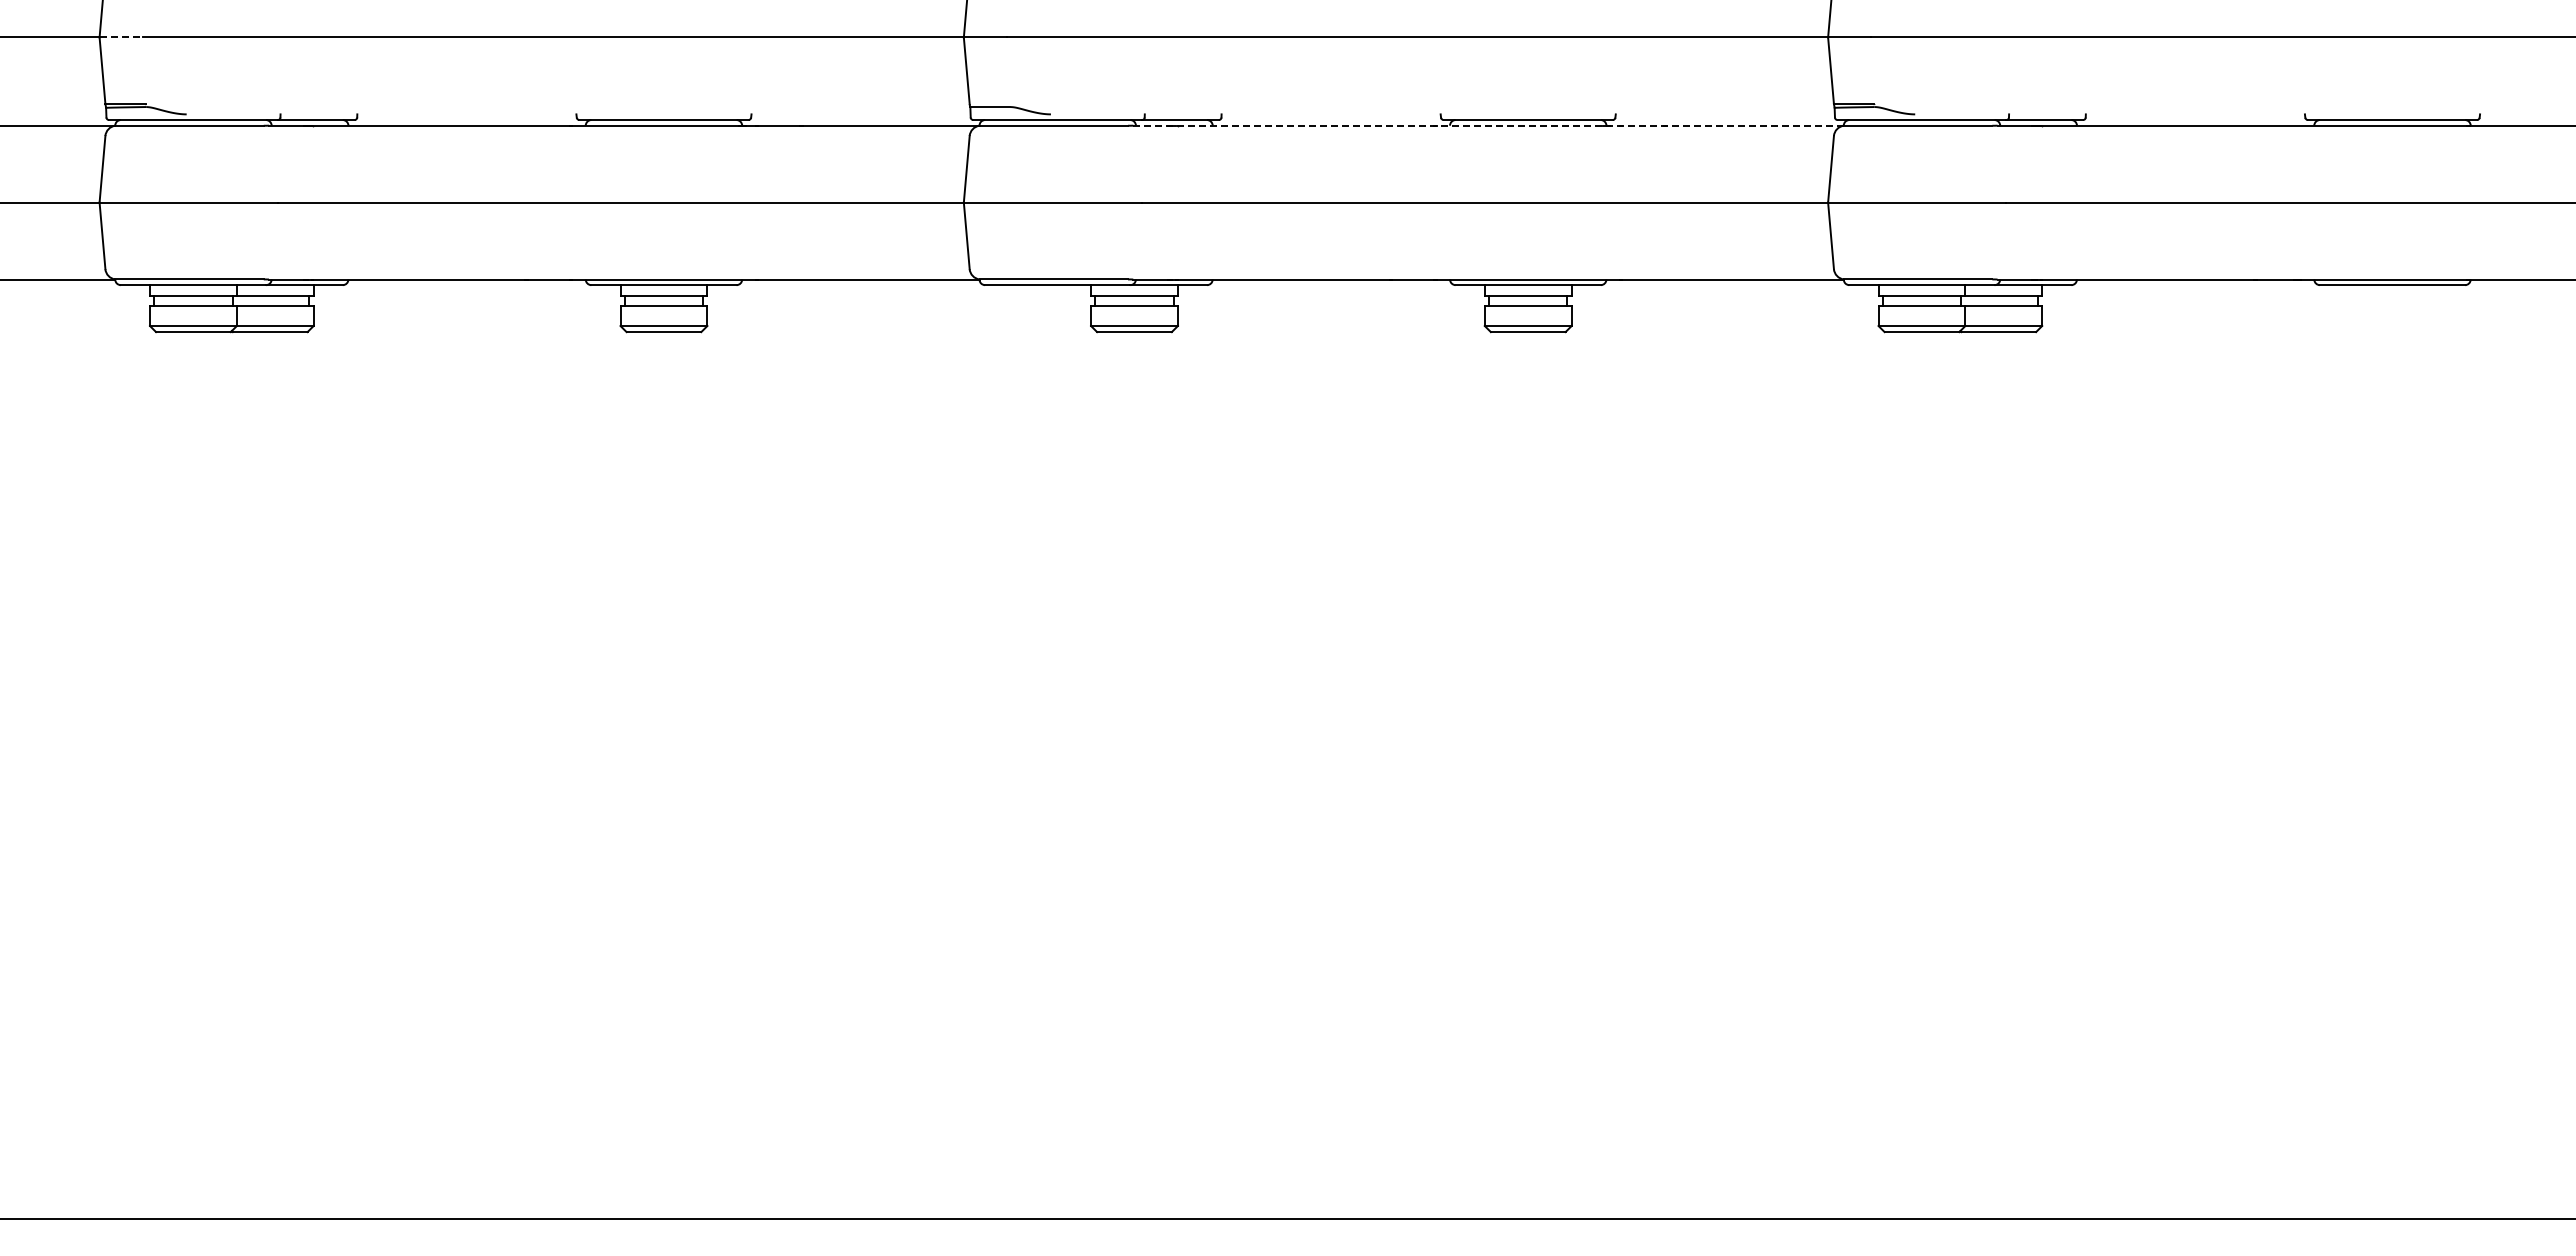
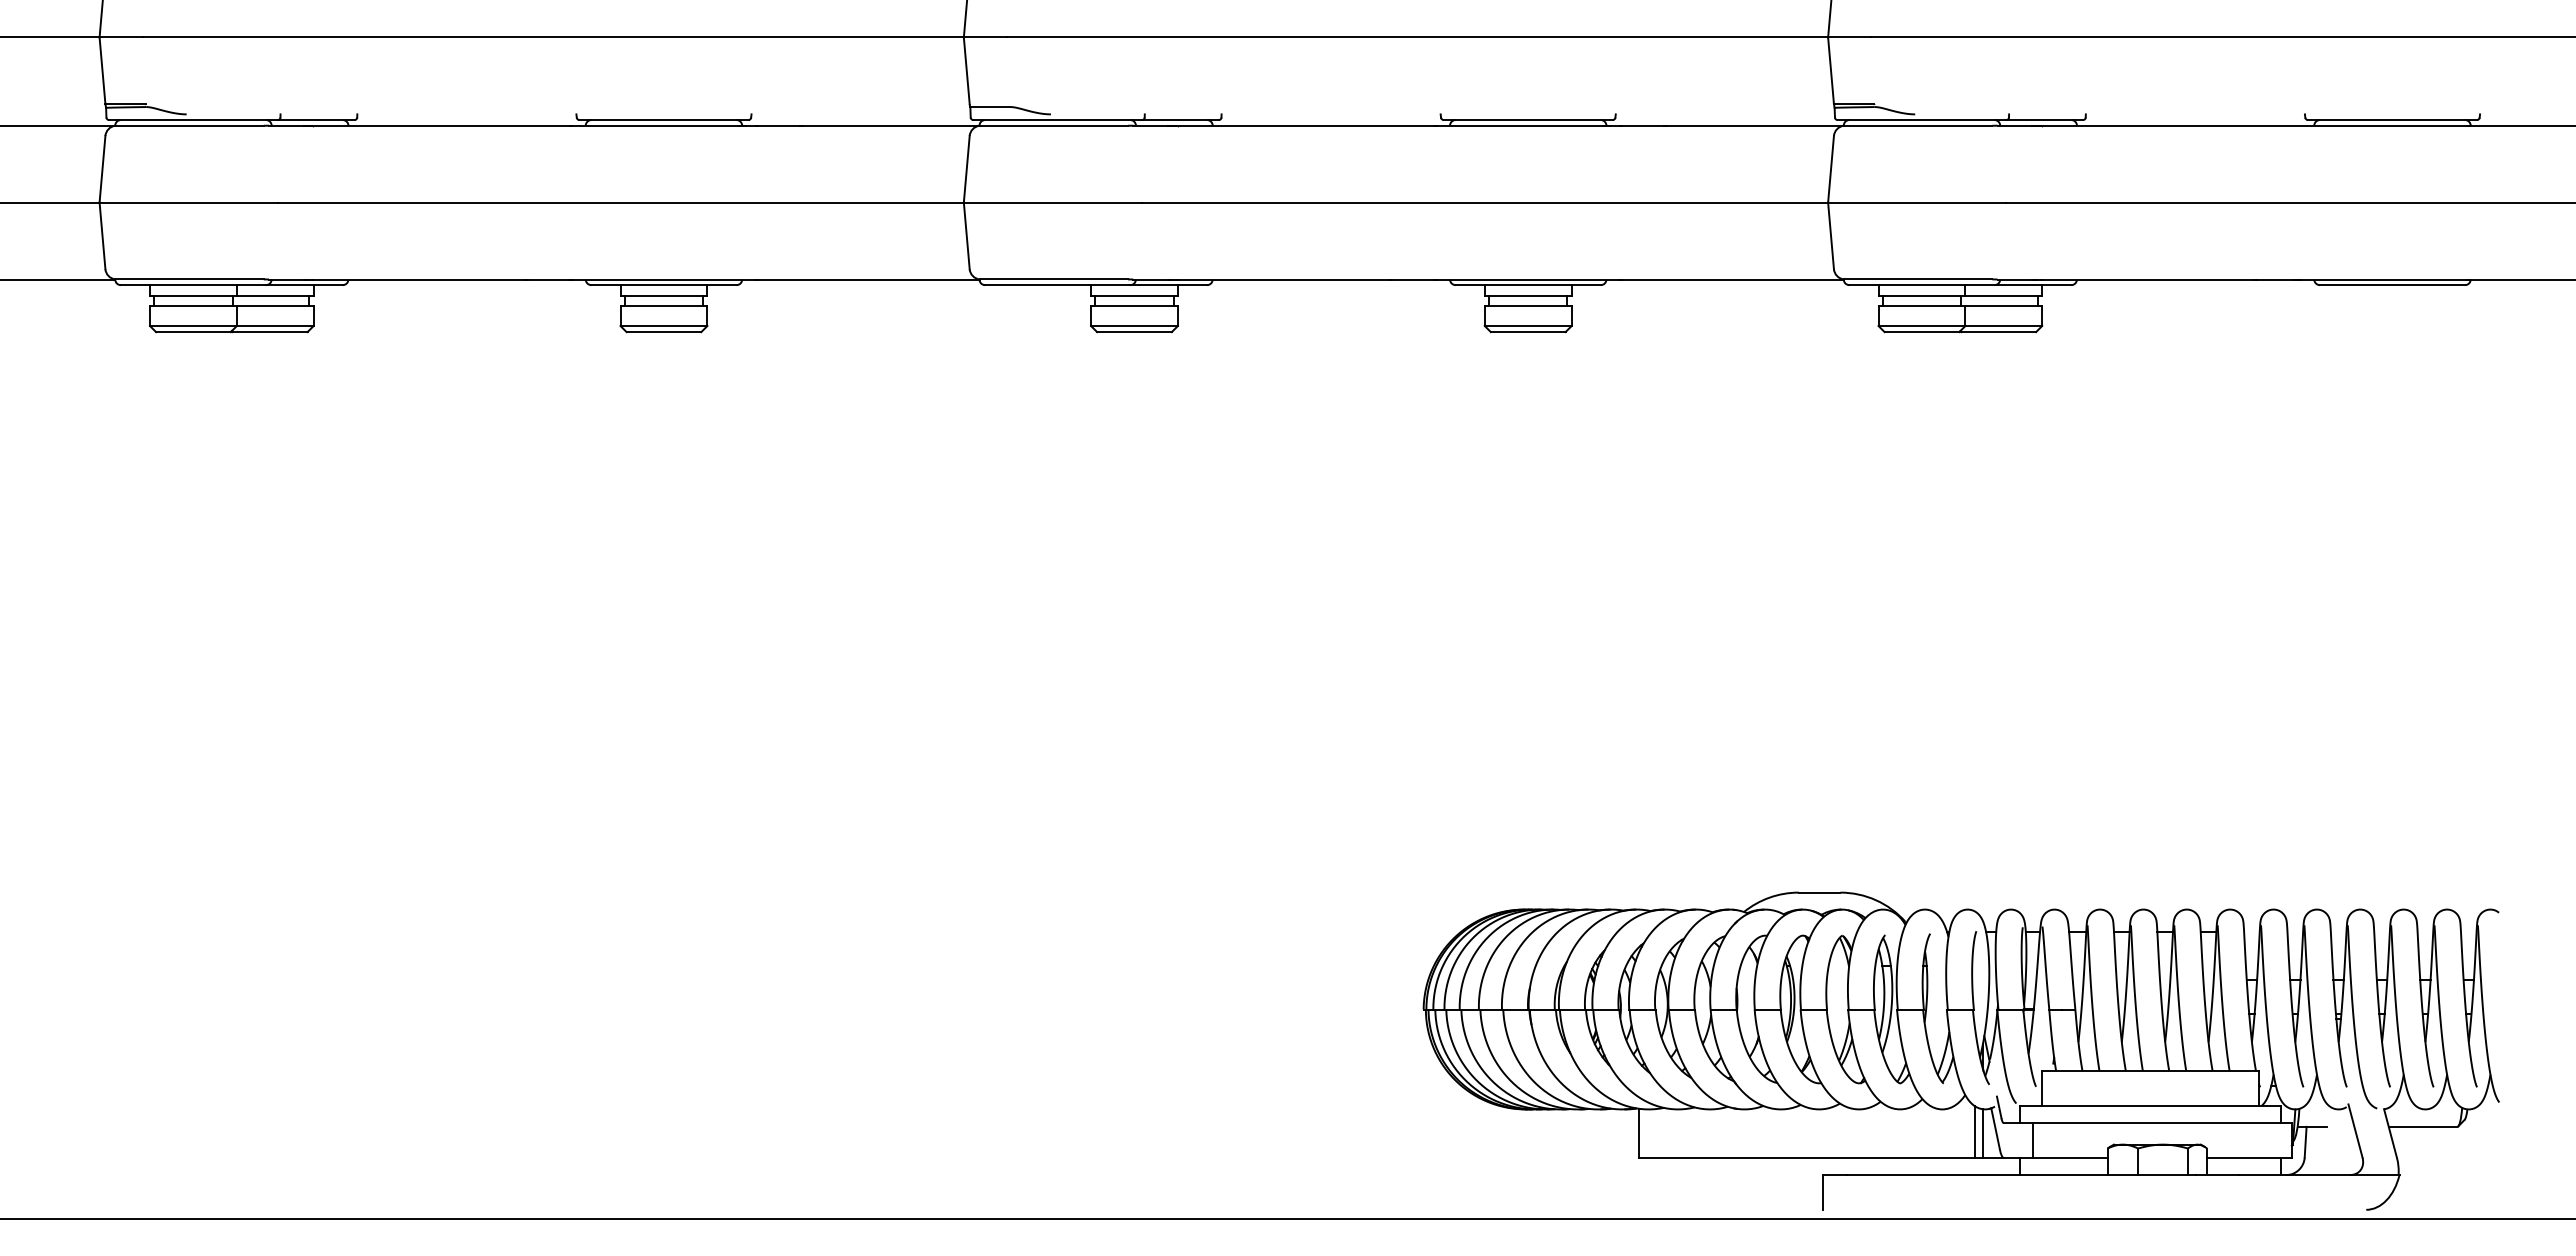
line: dashed -> solid (121, 37)
line: dashed -> solid (1489, 125)
part: none -> present (1960, 1050)
